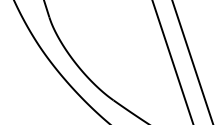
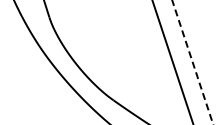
line: solid -> dashed (192, 62)
